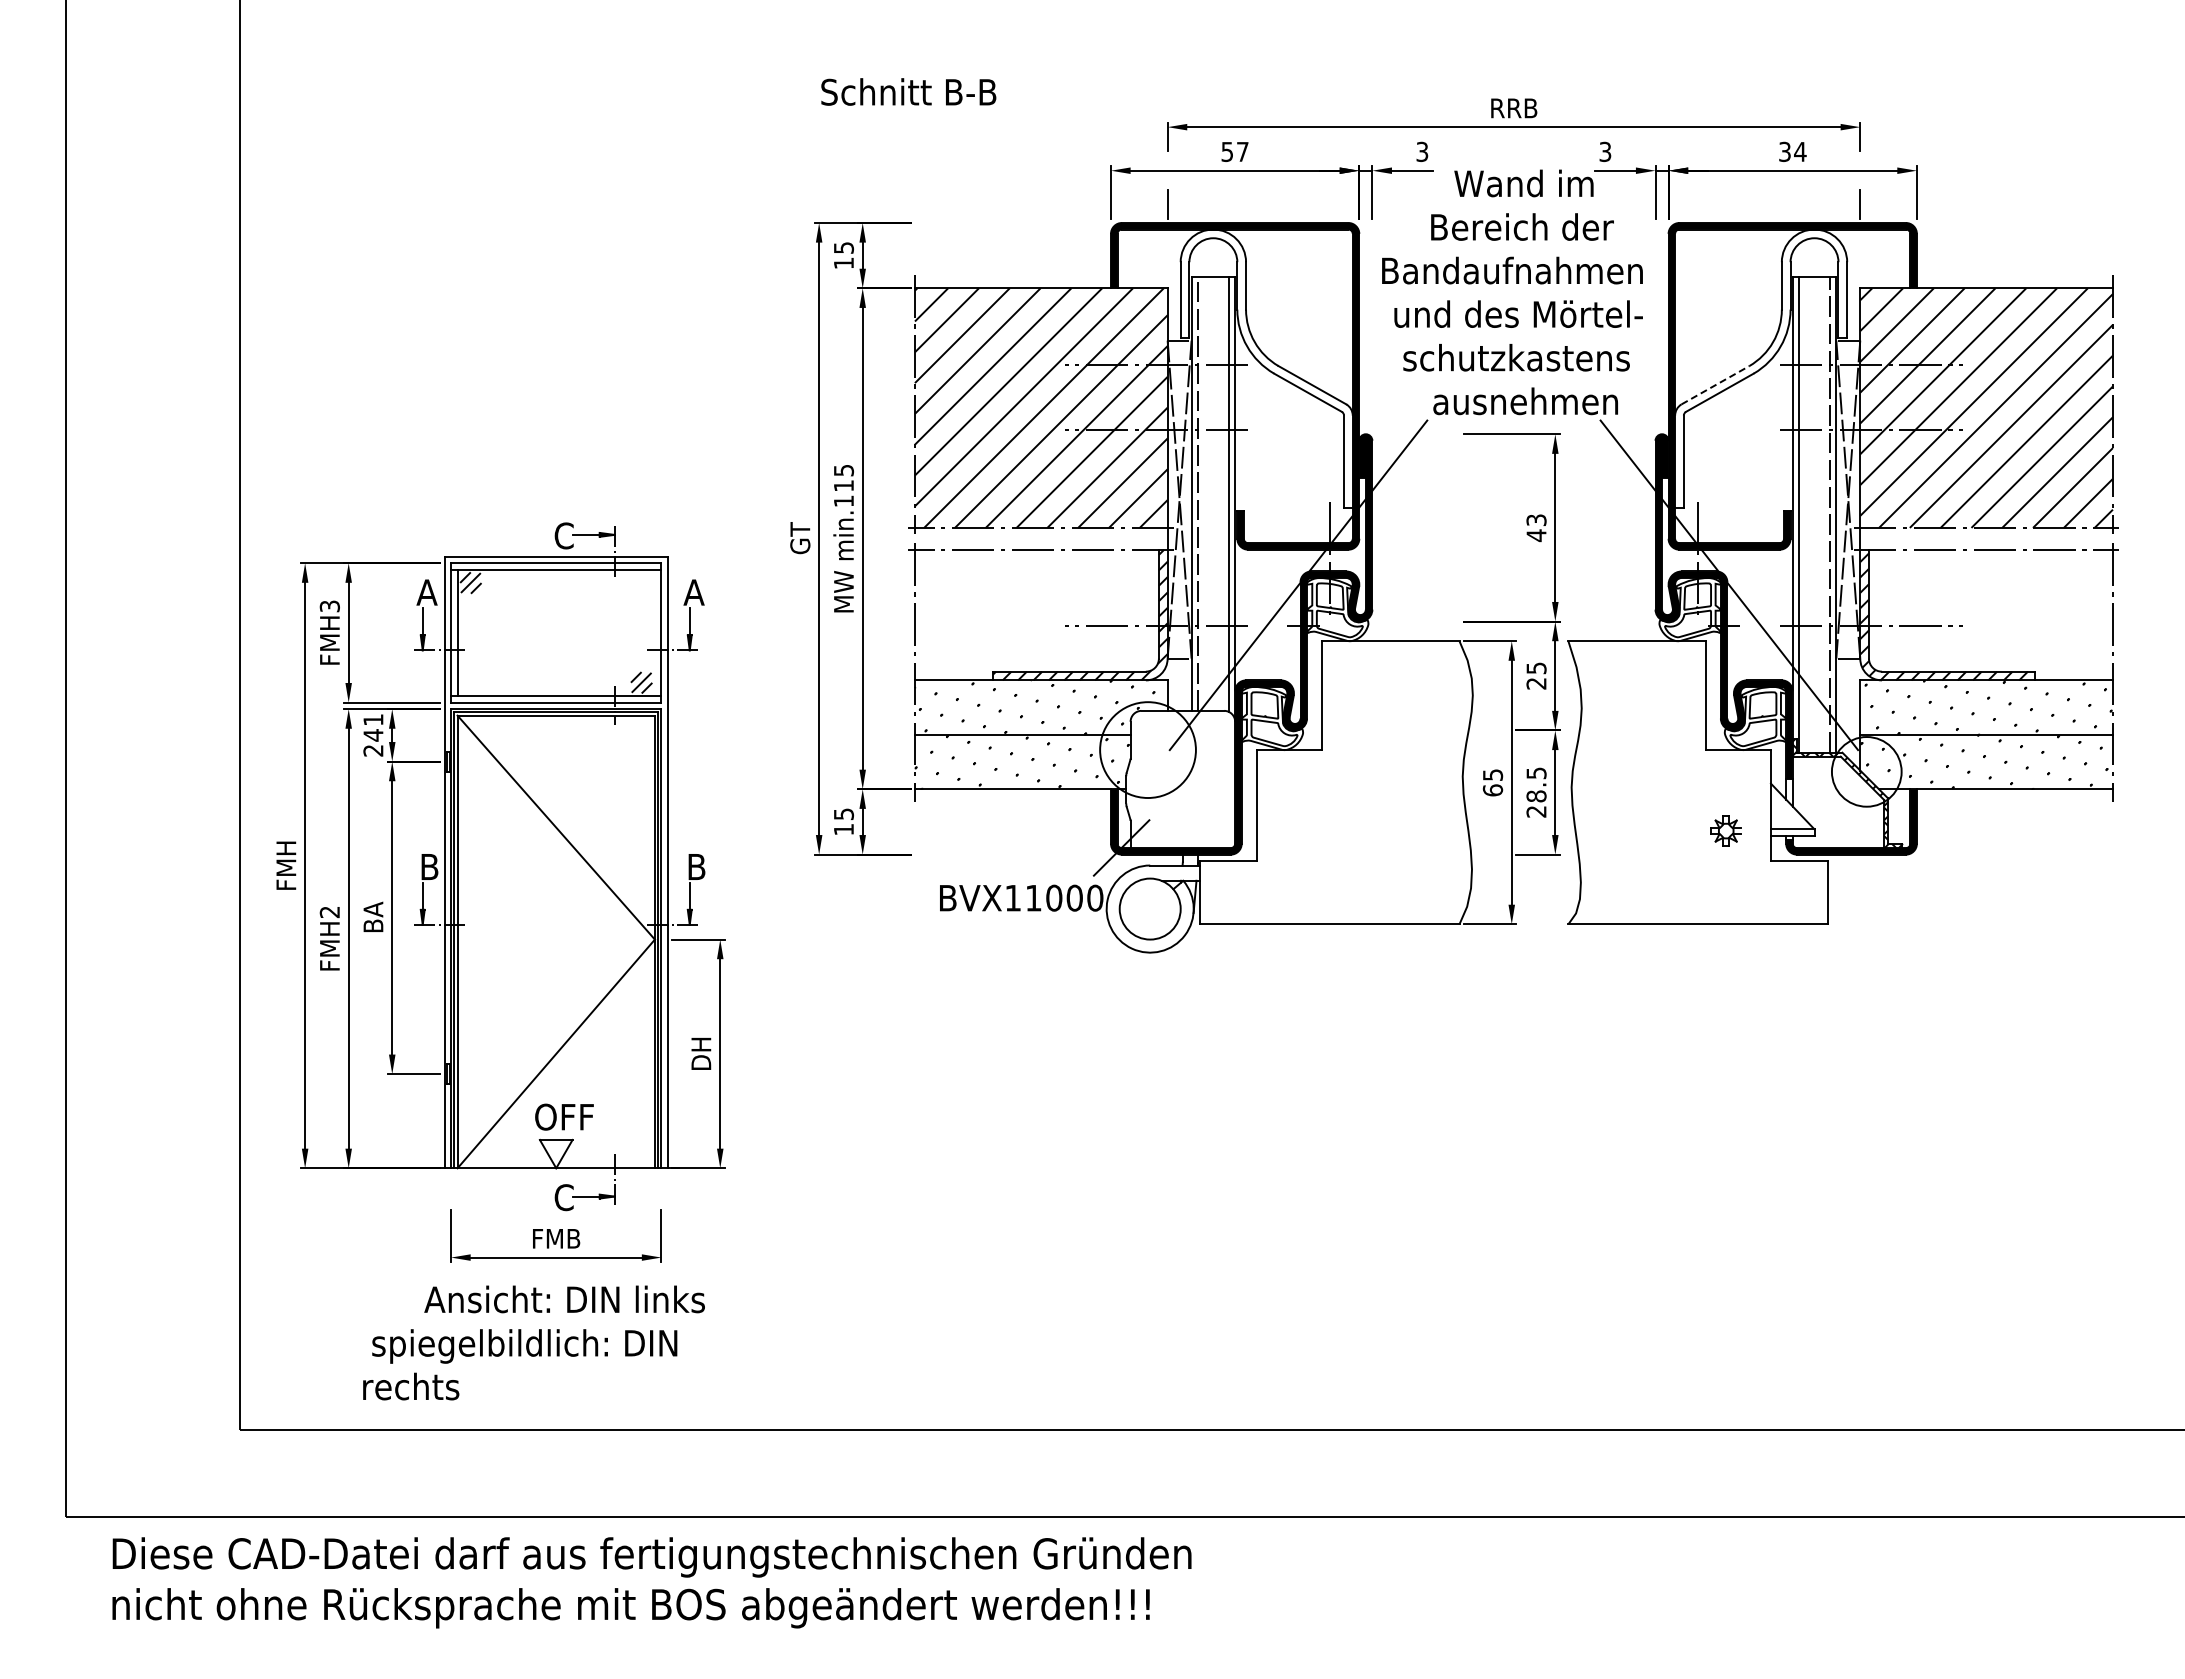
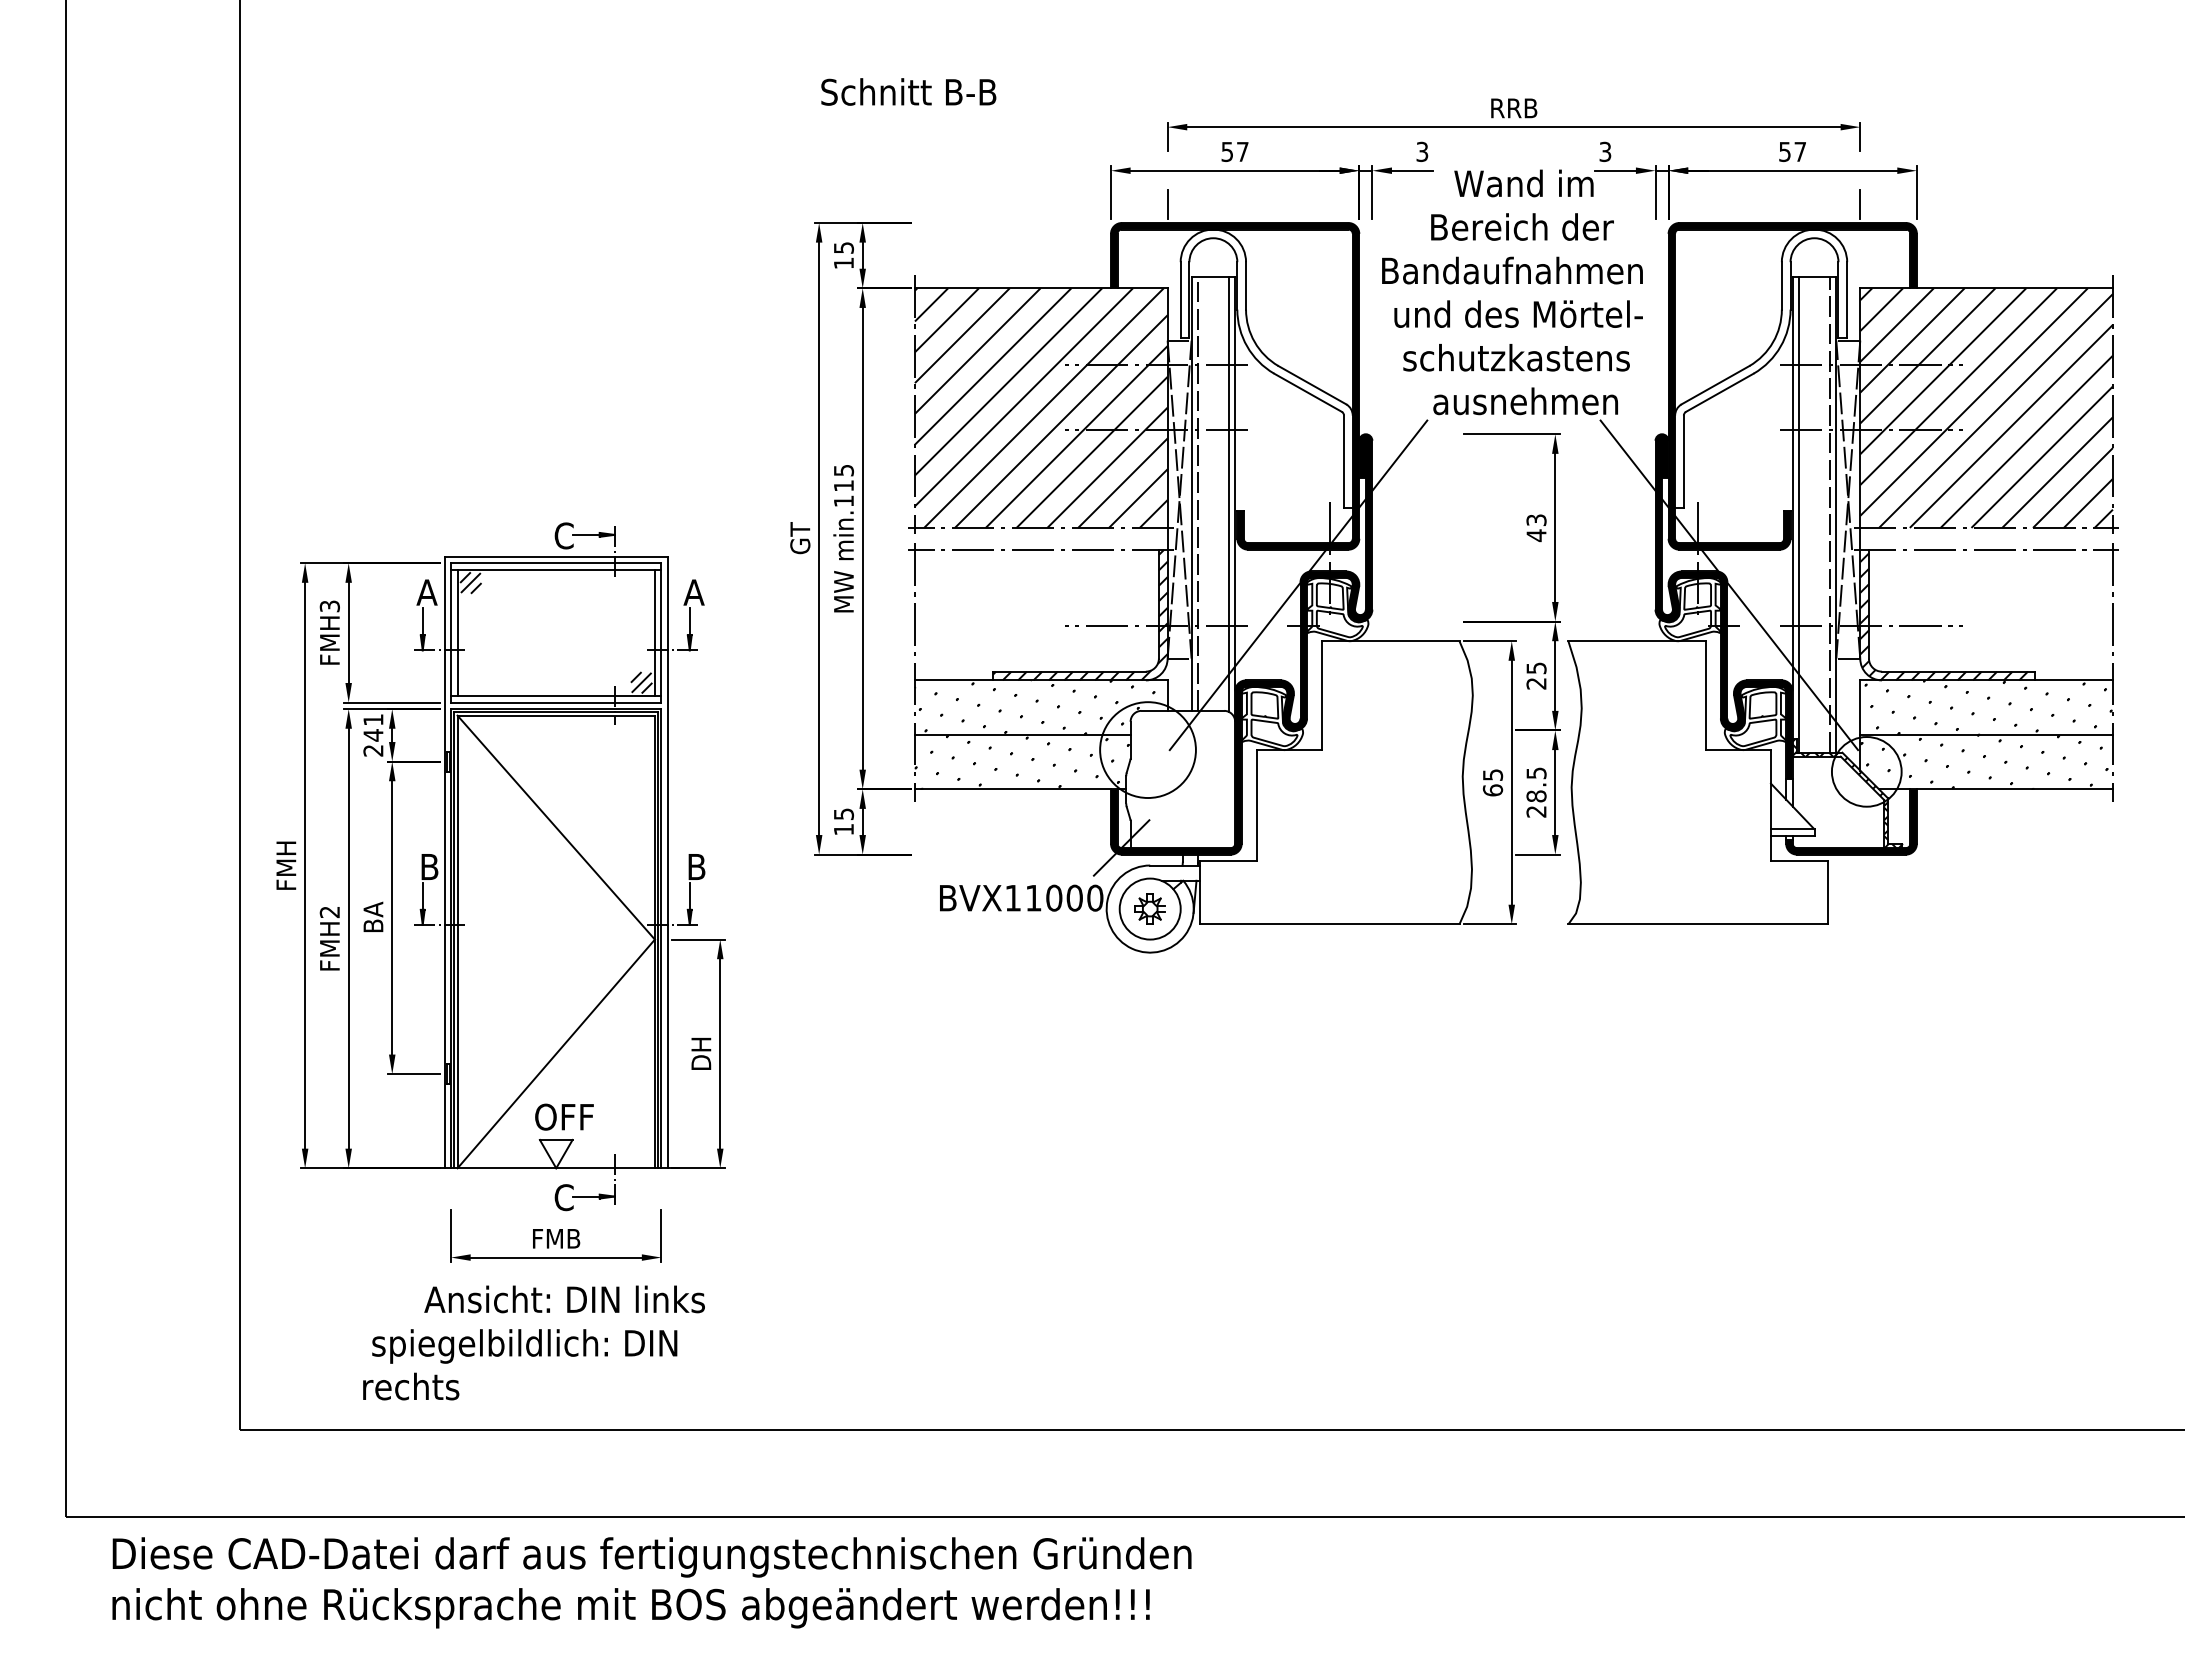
text: 34 -> 57 (1792, 151)
line: dashed -> solid (1715, 385)
line: none -> present (654, 632)
part position: (1725, 830) -> (1149, 908) (1149, 908)
